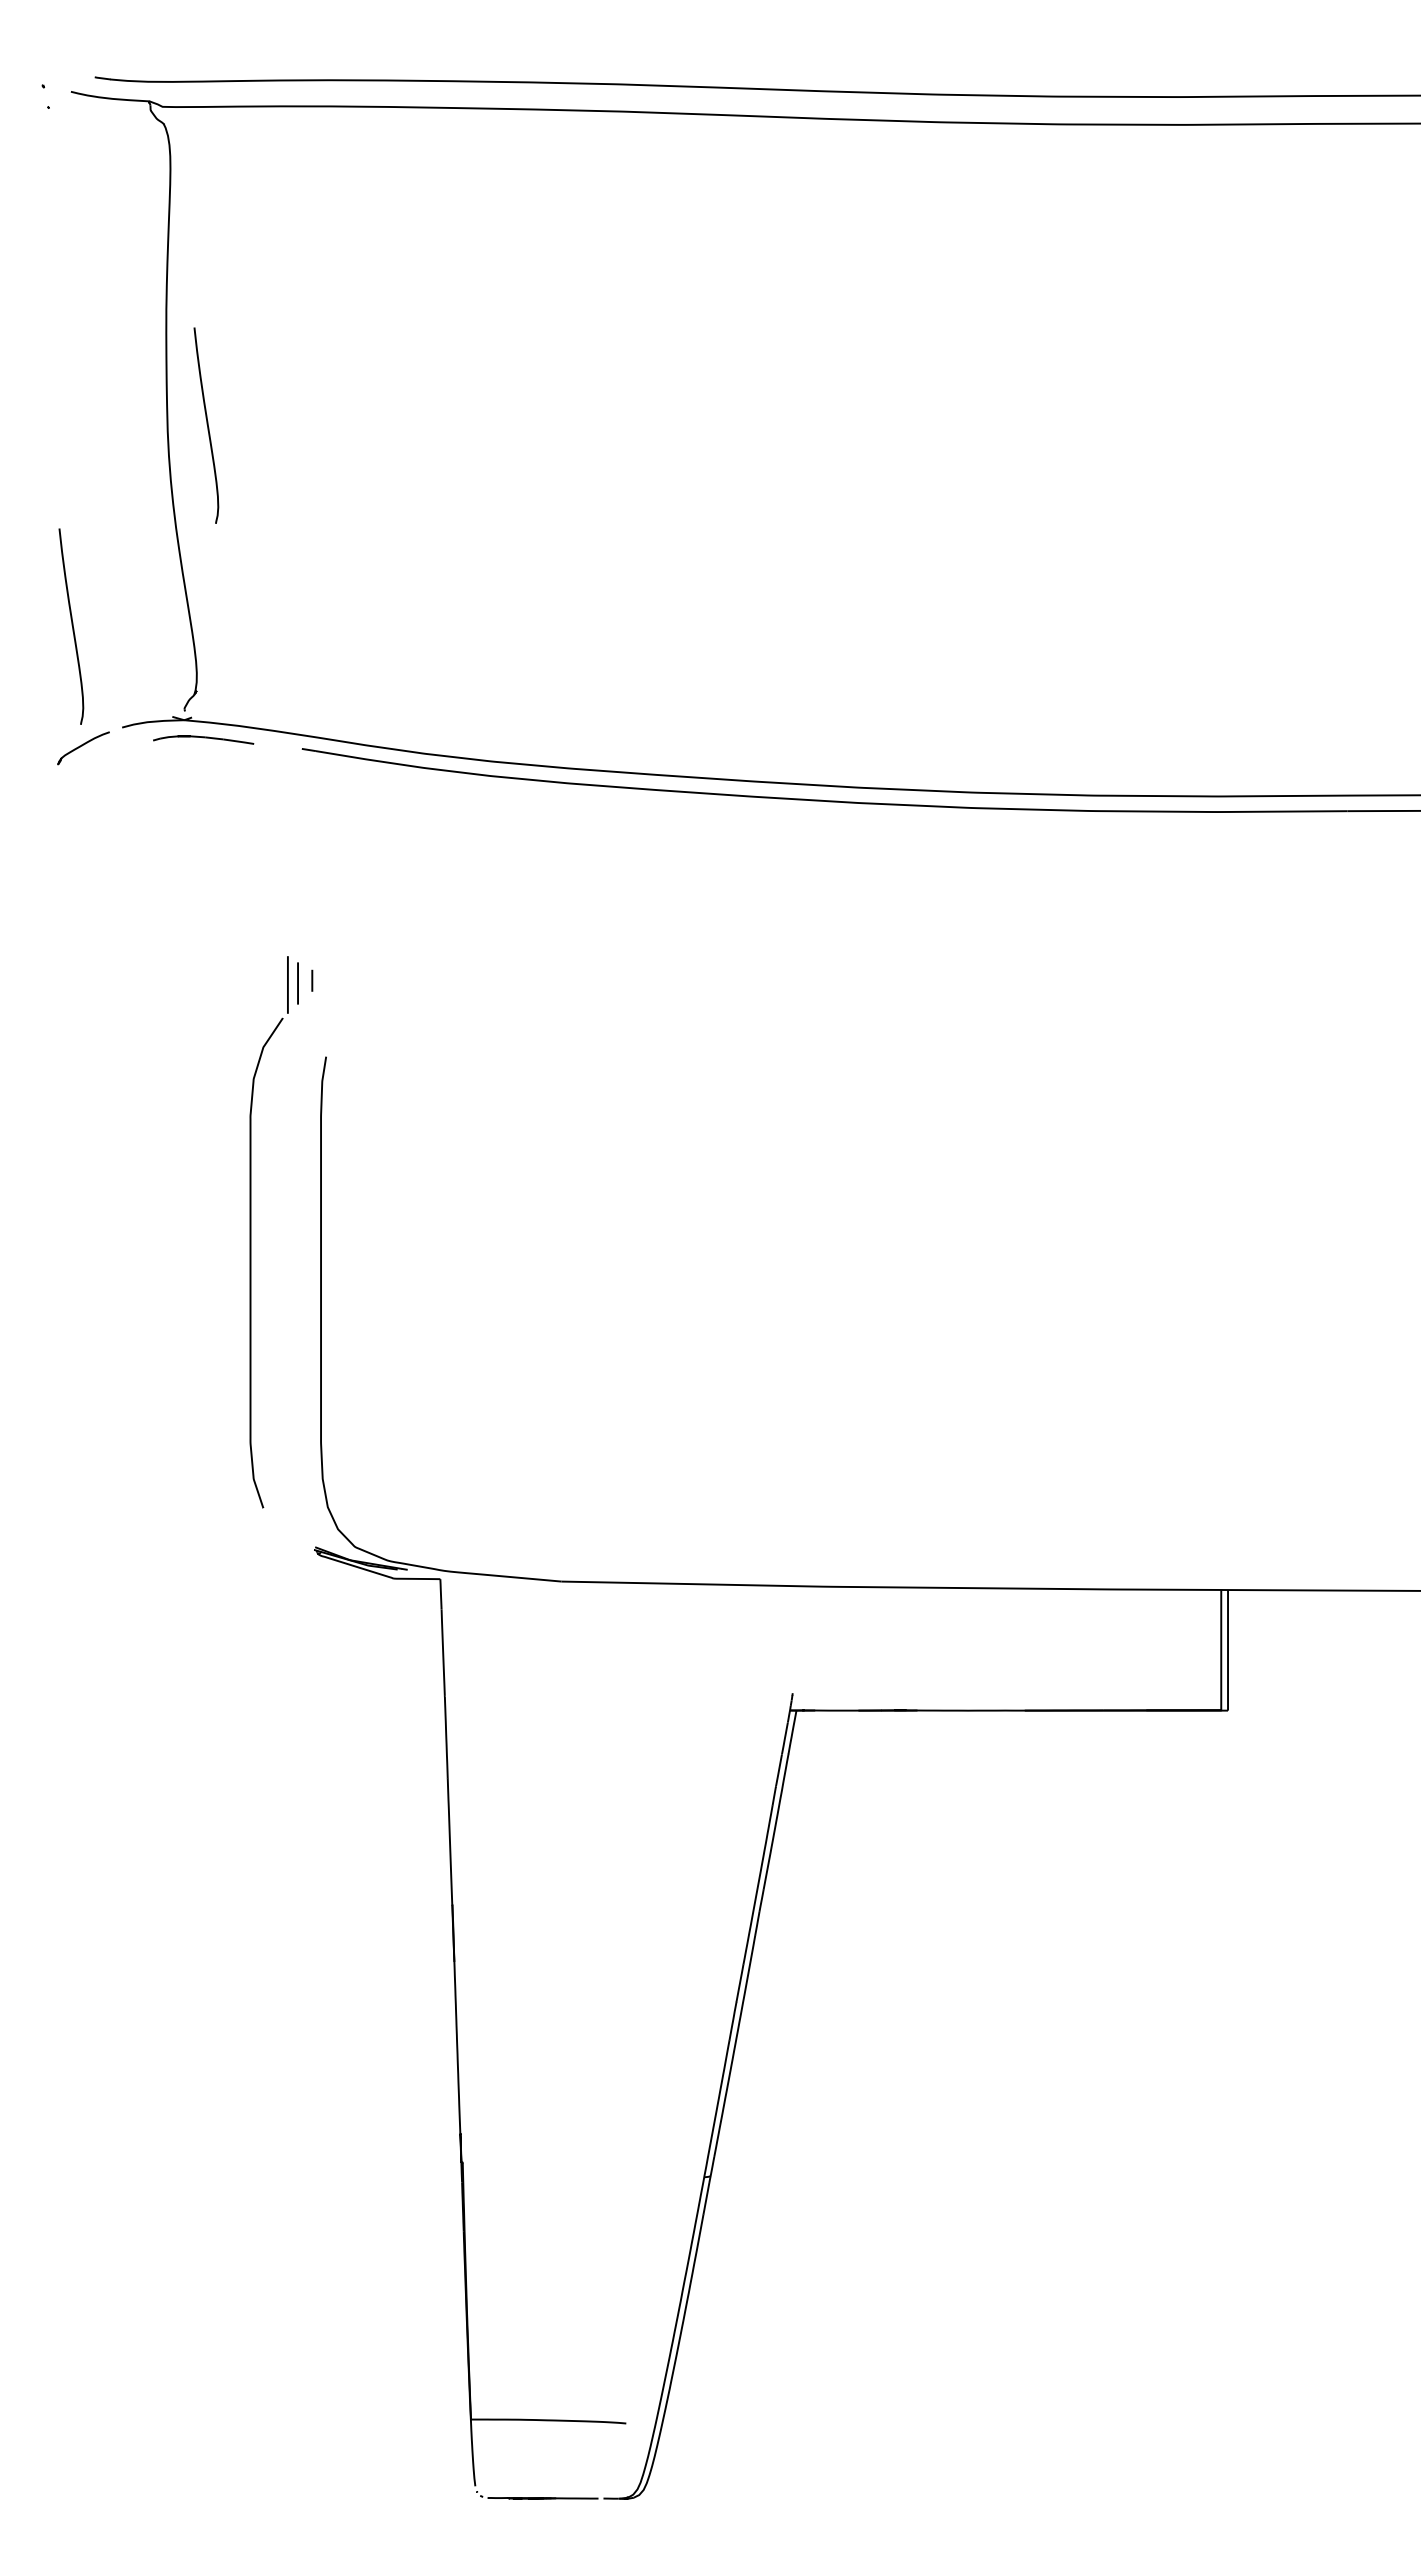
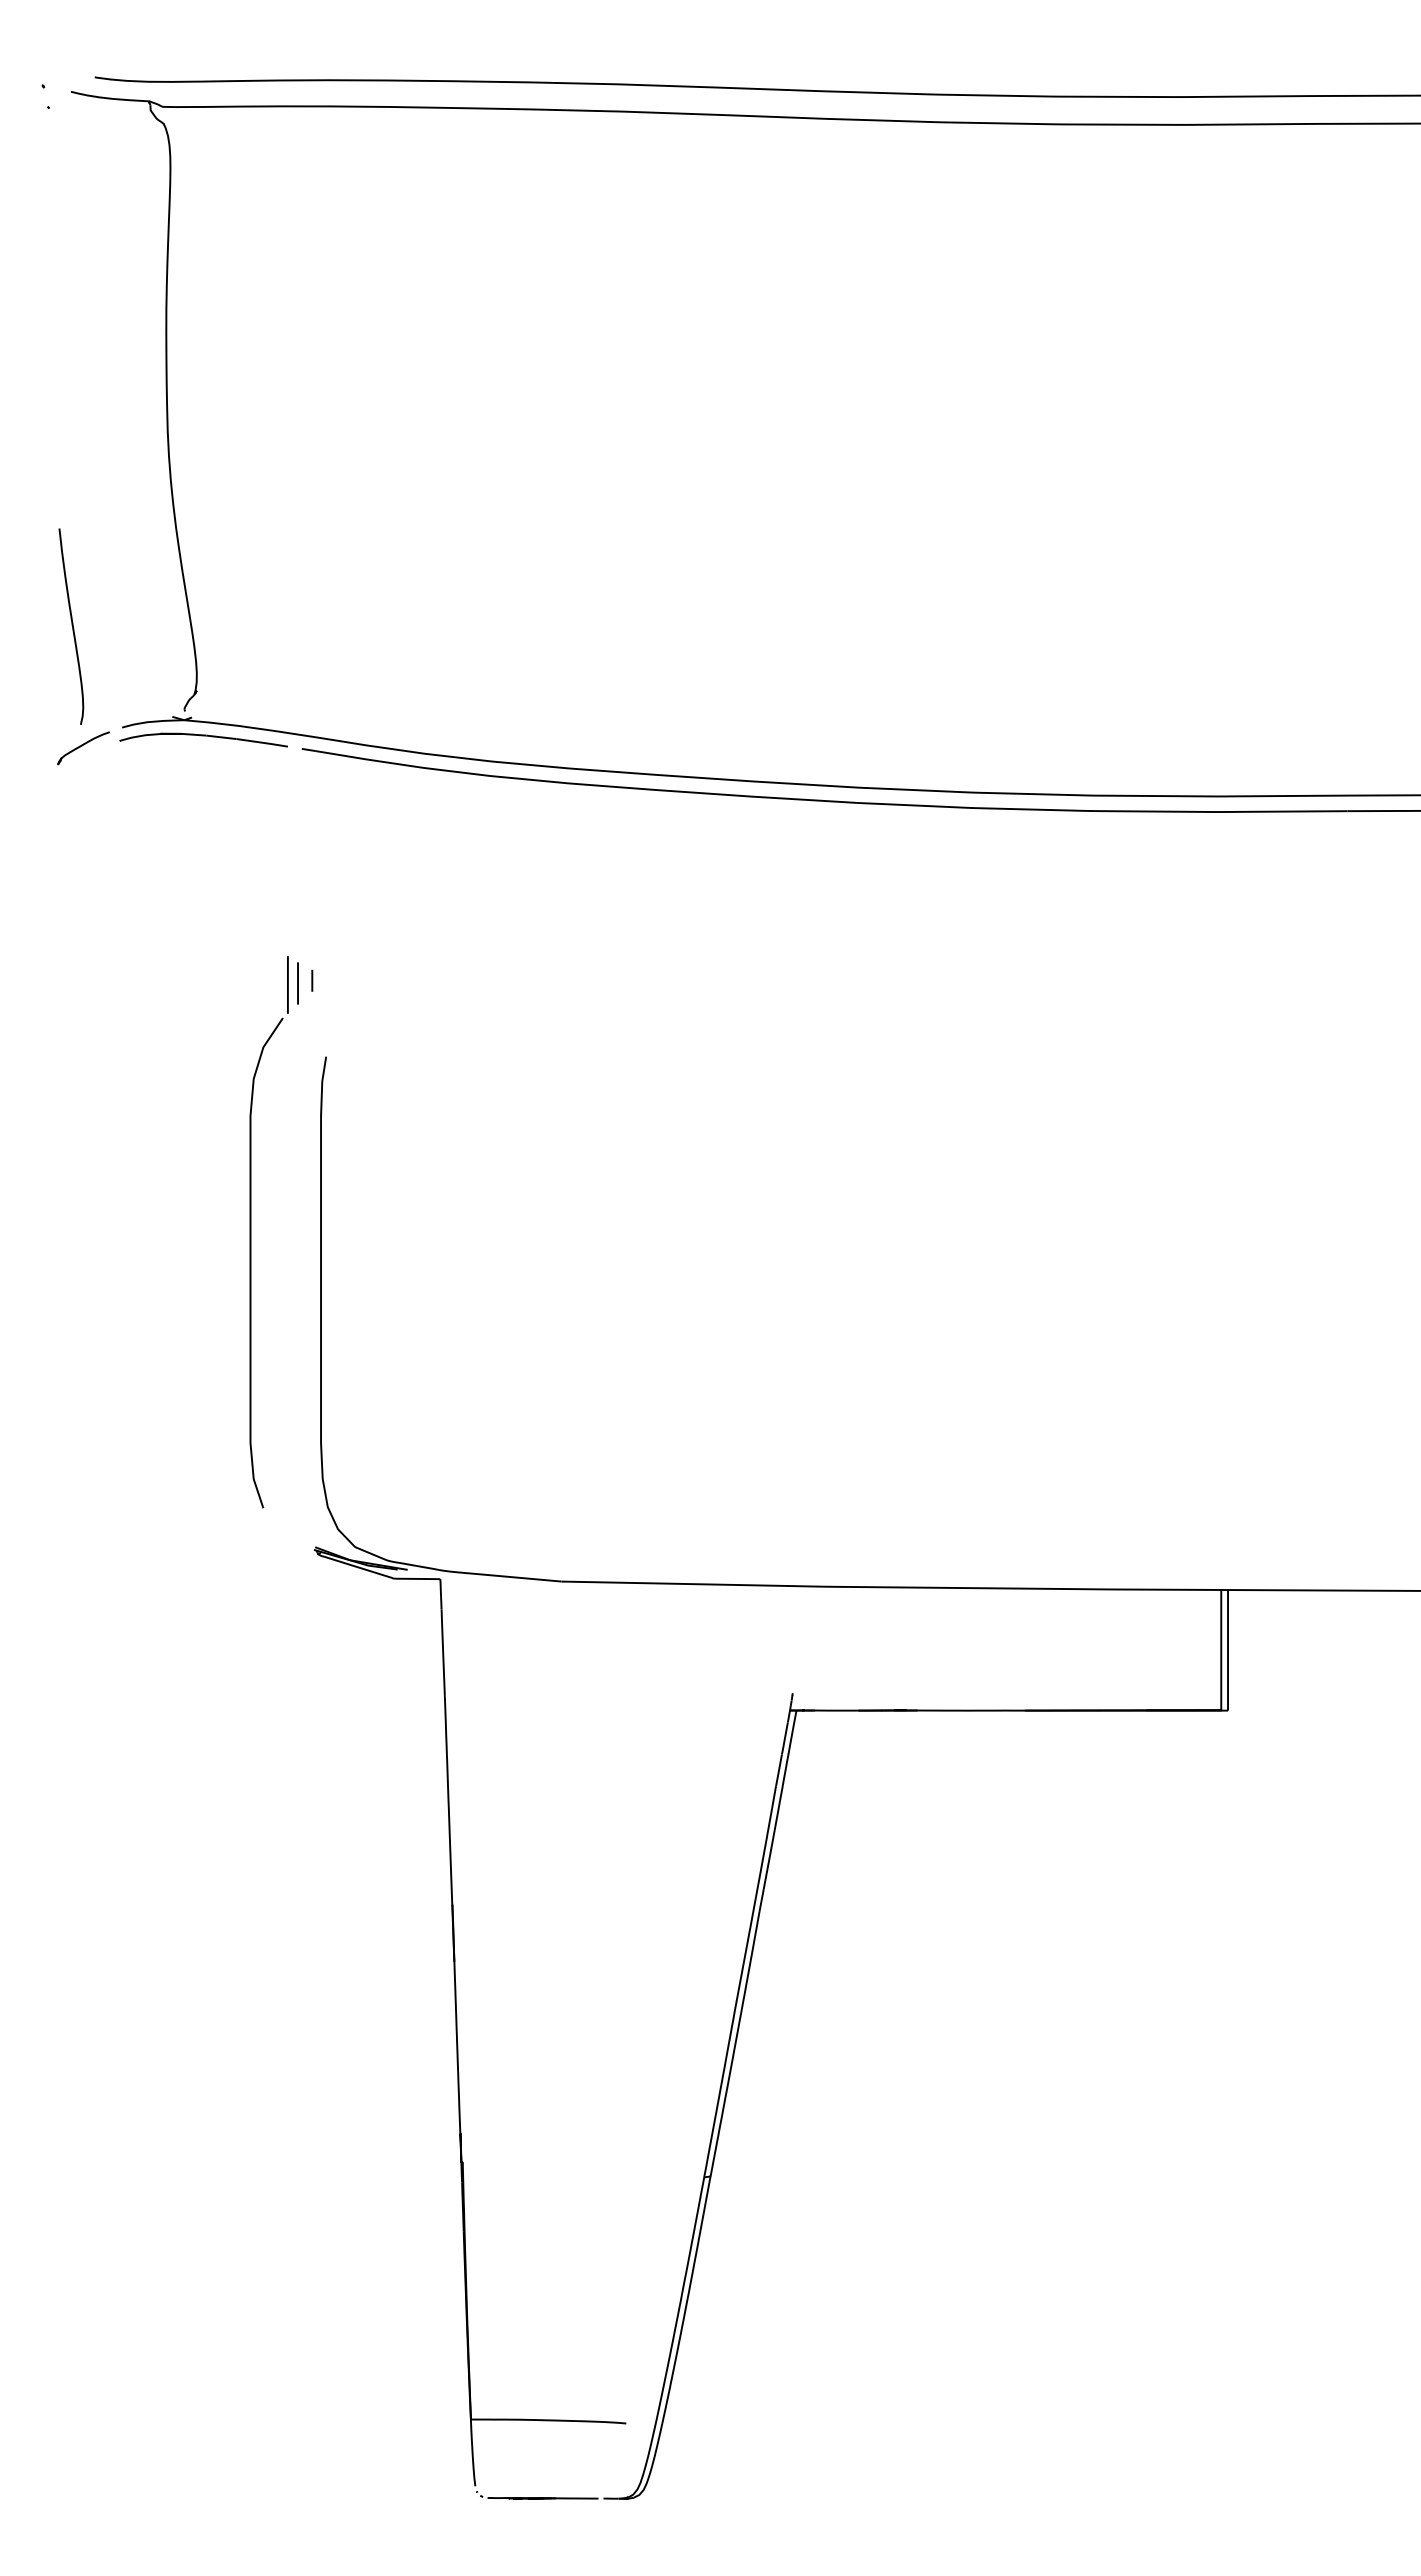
curve: present -> none (206, 424)
part size: 102x10 px -> 169x16 px (203, 739)
